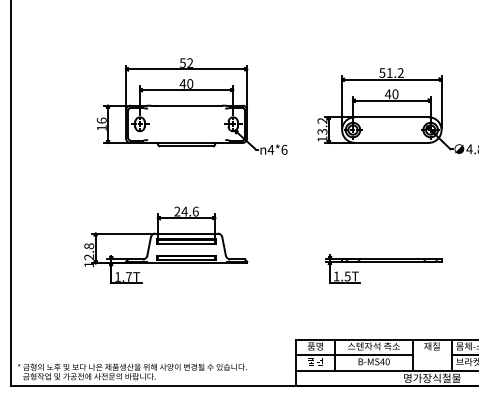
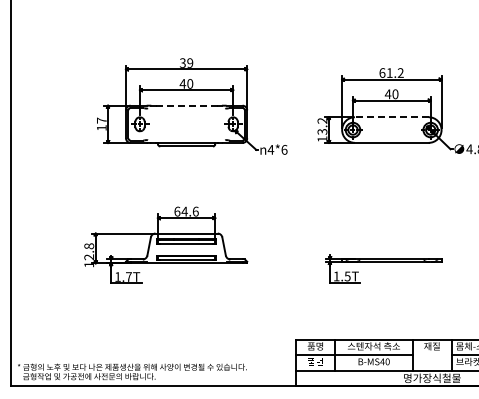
text: 52 -> 39 (186, 62)
text: 51.2 -> 61.2 (382, 72)
line: solid -> dashed (186, 105)
line: solid -> dashed (391, 117)
text: 16 -> 17 (101, 120)
text: 24.6 -> 64.6 (177, 211)
